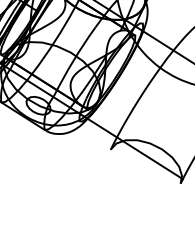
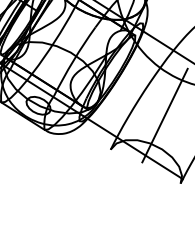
line: none -> present (164, 115)
